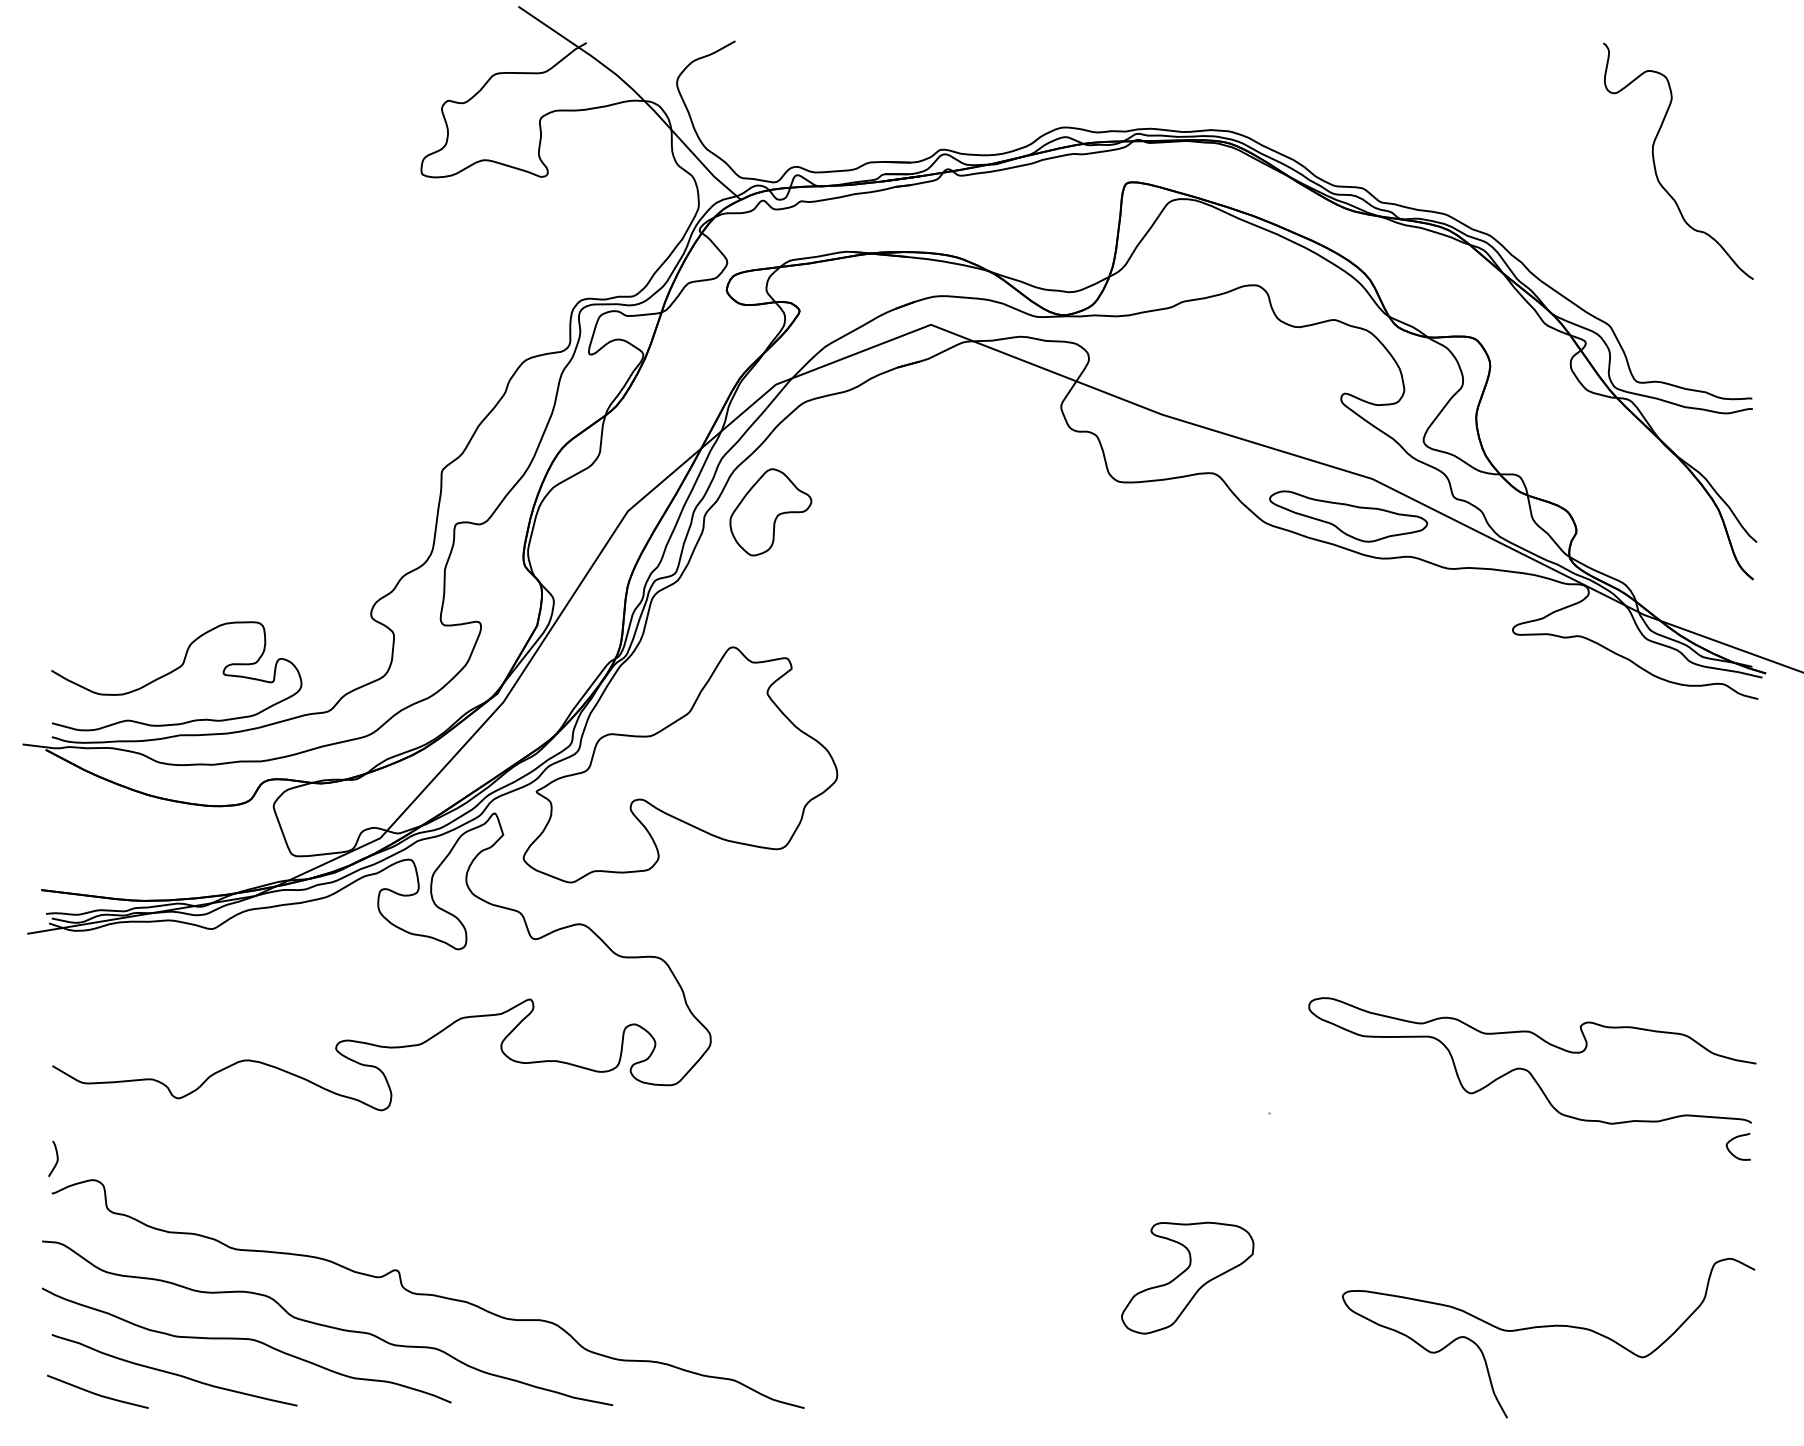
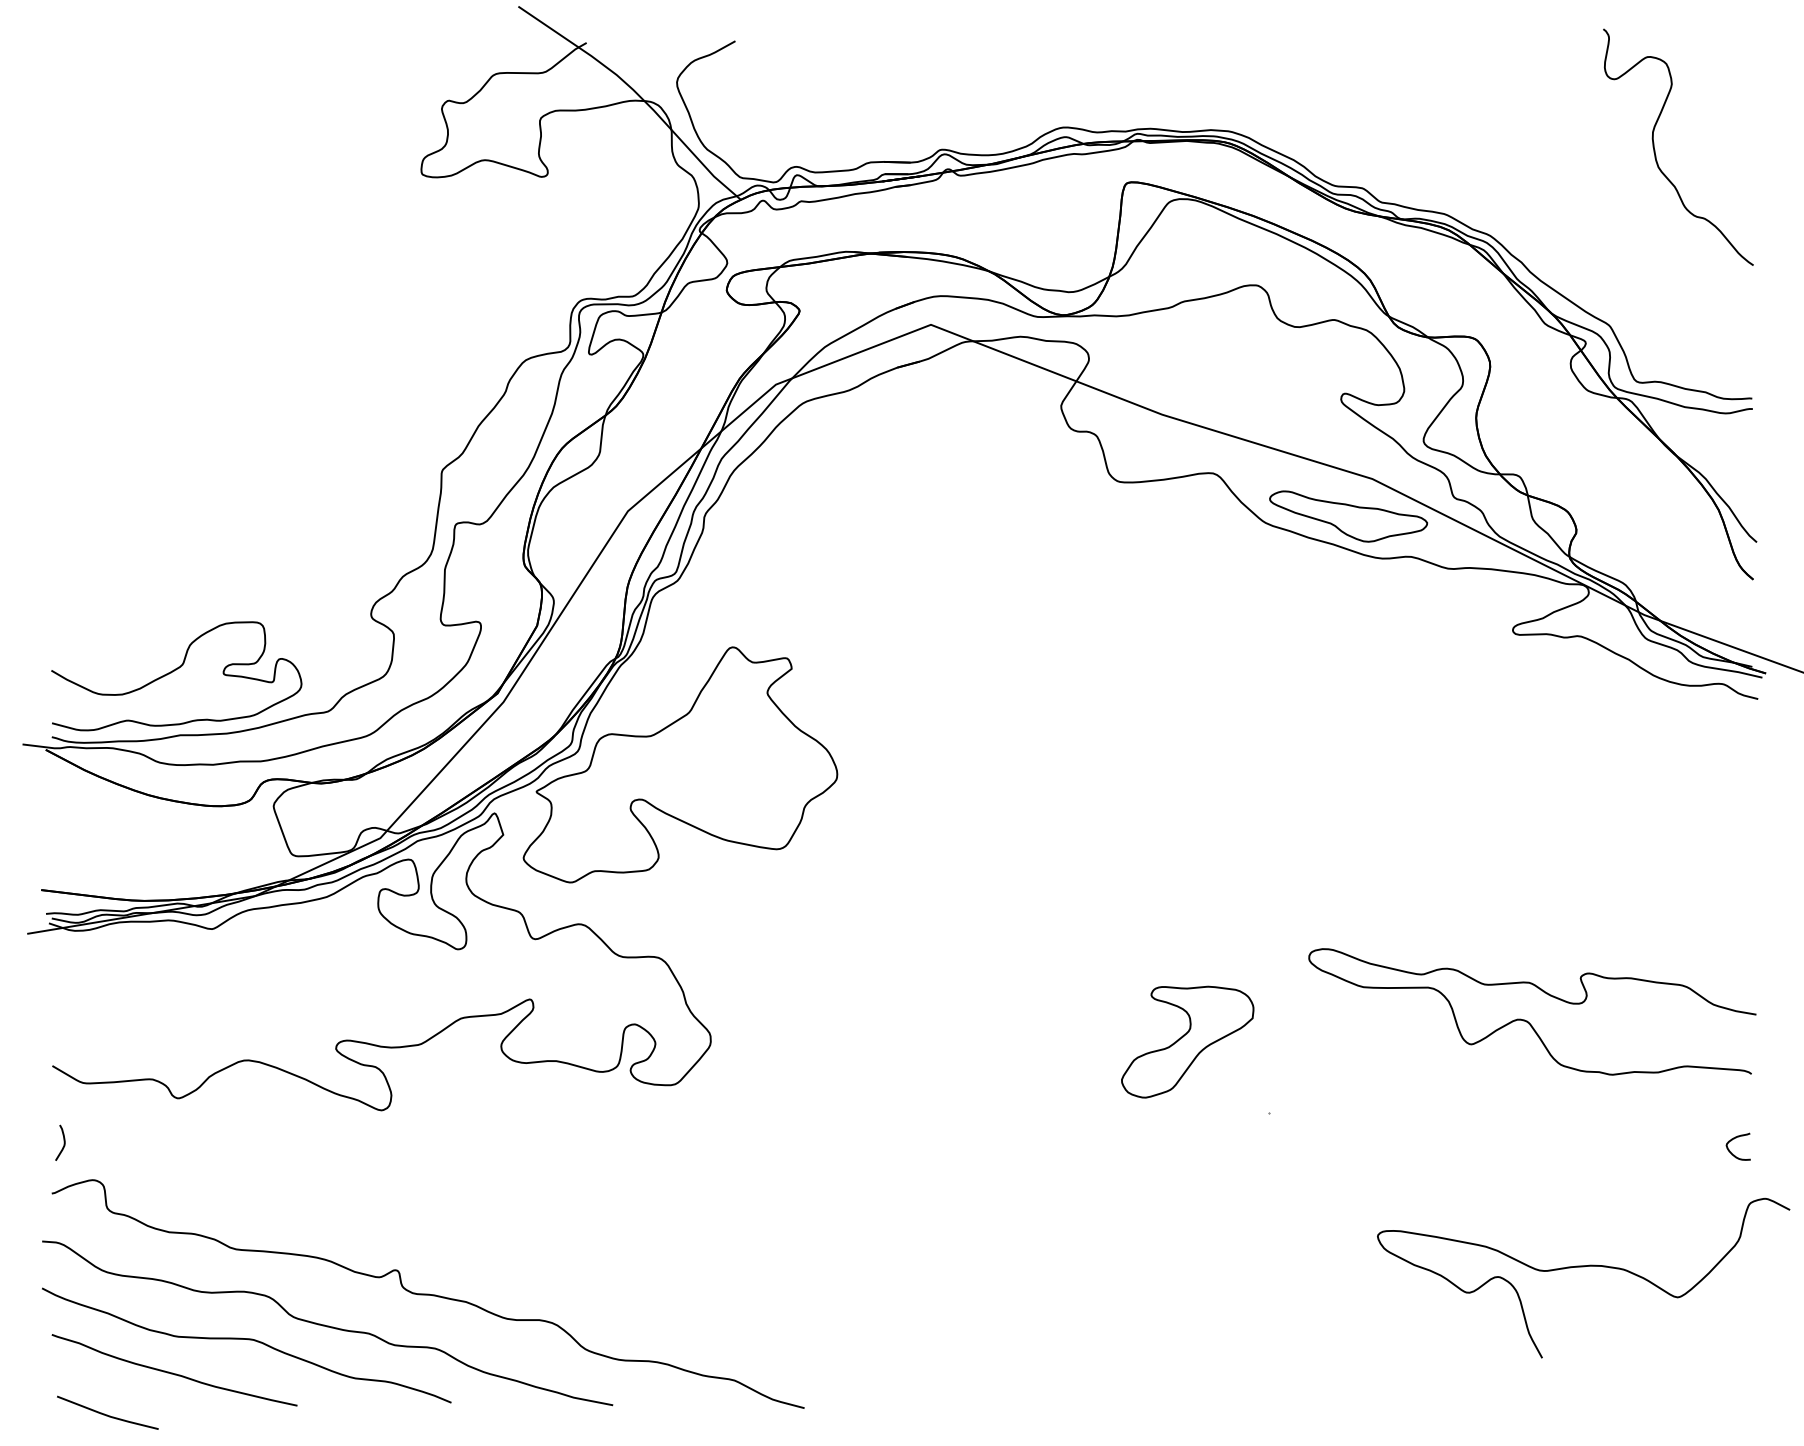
curve position: (1655, 163) -> (1655, 149) (1655, 149)
part: present -> none (770, 512)
curve position: (1527, 1069) -> (1527, 1020) (1527, 1020)
curve position: (56, 1158) -> (63, 1142) (63, 1142)
part position: (1187, 1277) -> (1187, 1041) (1187, 1041)
curve position: (1548, 1327) -> (1583, 1267) (1583, 1267)
line position: (97, 1393) -> (107, 1414) (107, 1414)
